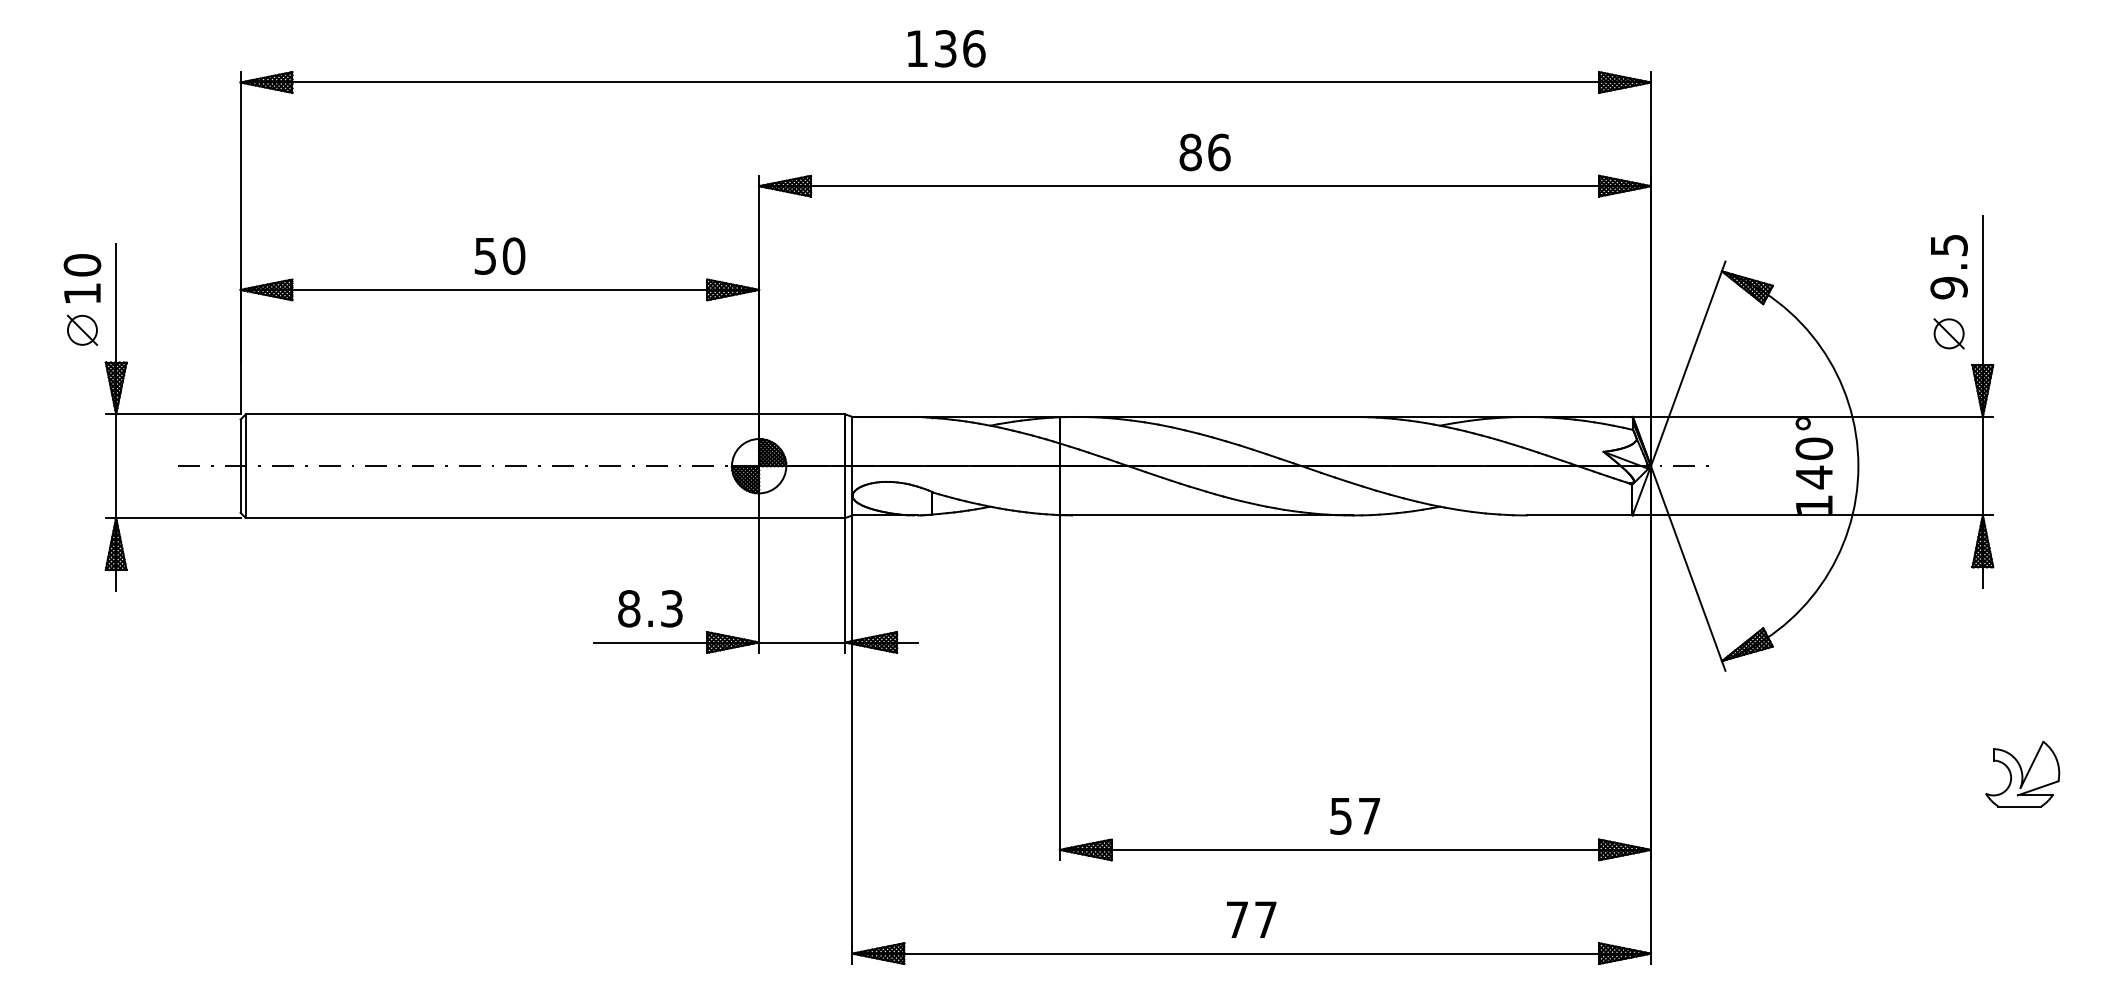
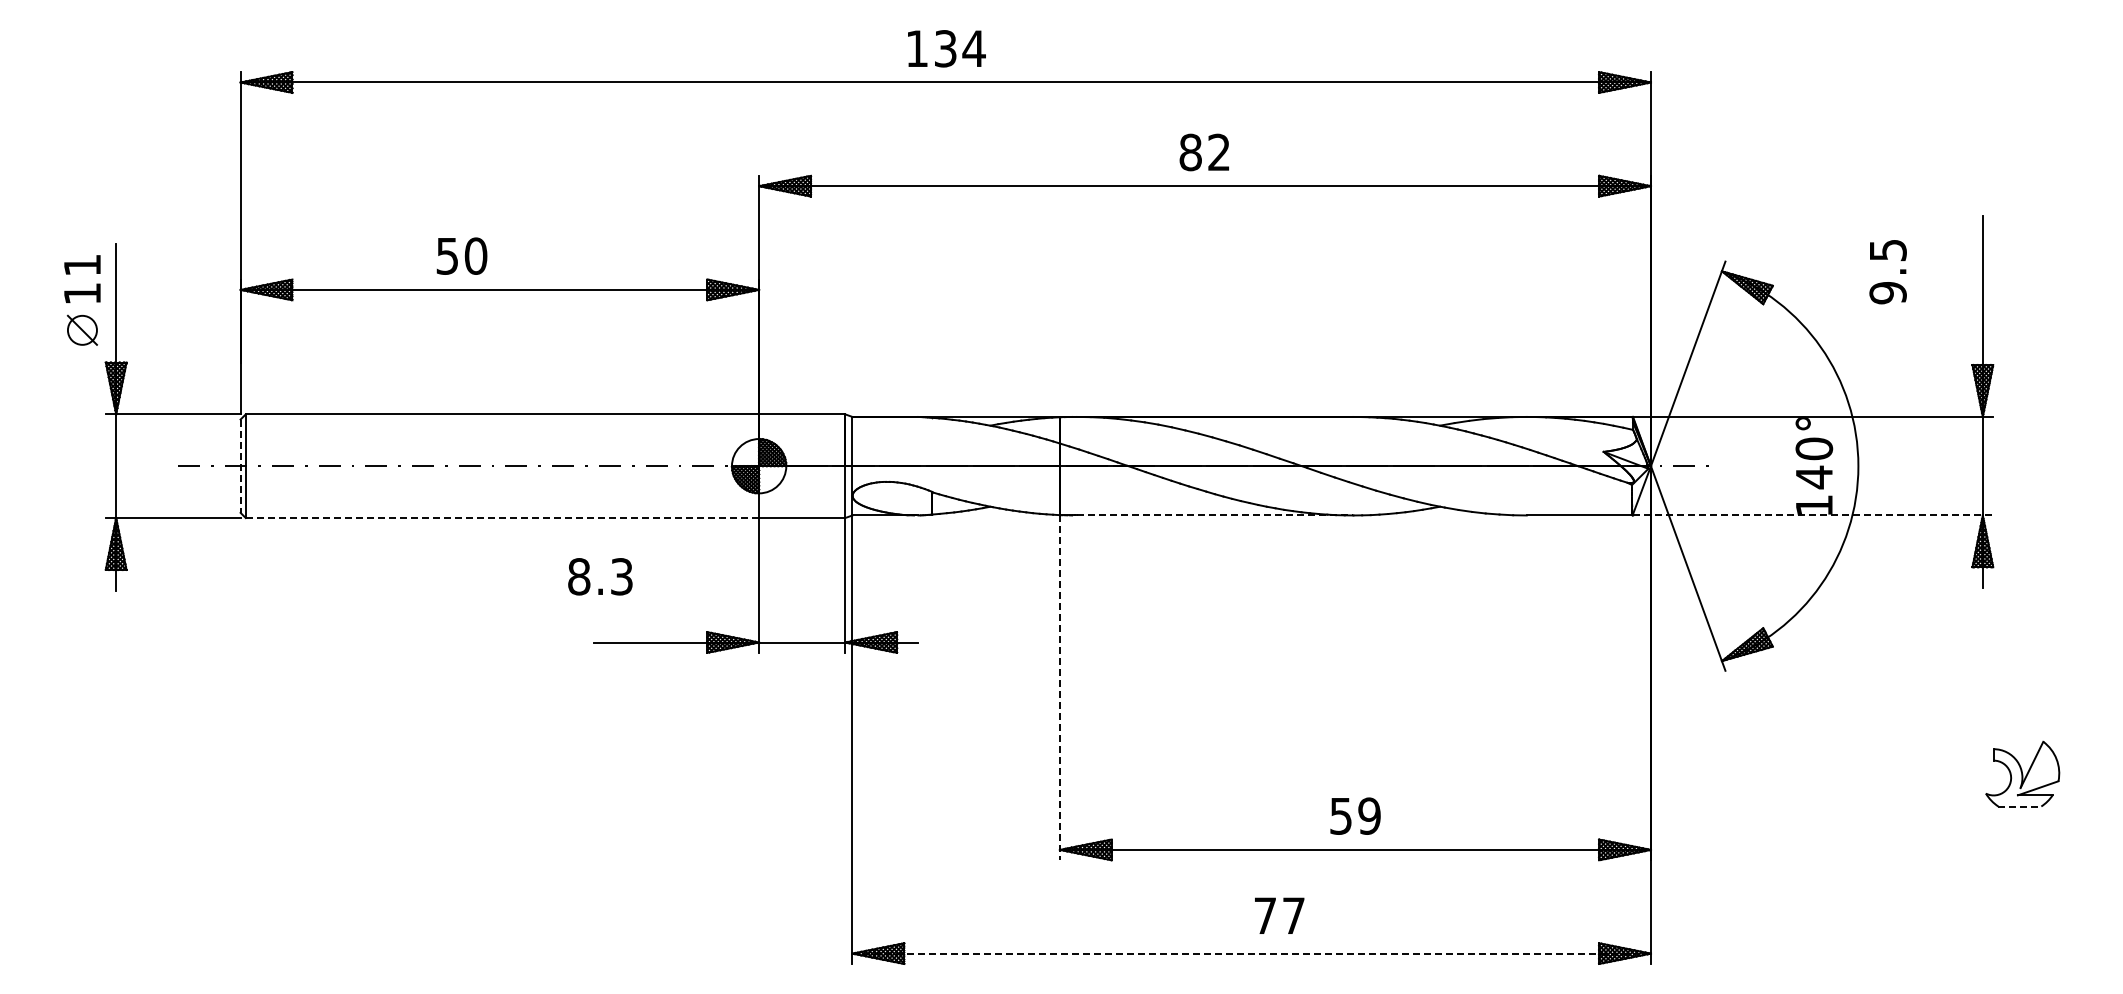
text: 136 -> 134 (973, 48)
text: 86 -> 82 (1219, 152)
text position: (499, 255) -> (461, 255) (461, 255)
text: 10 -> 11 (82, 265)
text position: (1948, 267) -> (1887, 272) (1887, 272)
part: present -> none (1948, 333)
line: solid -> dashed (240, 466)
line: solid -> dashed (1215, 515)
line: solid -> dashed (1813, 515)
line: solid -> dashed (502, 518)
text position: (650, 608) -> (600, 576) (600, 576)
line: solid -> dashed (1059, 688)
line: solid -> dashed (2020, 806)
text: 57 -> 59 (1369, 815)
text position: (1251, 919) -> (1279, 915) (1279, 915)
line: solid -> dashed (1252, 953)
